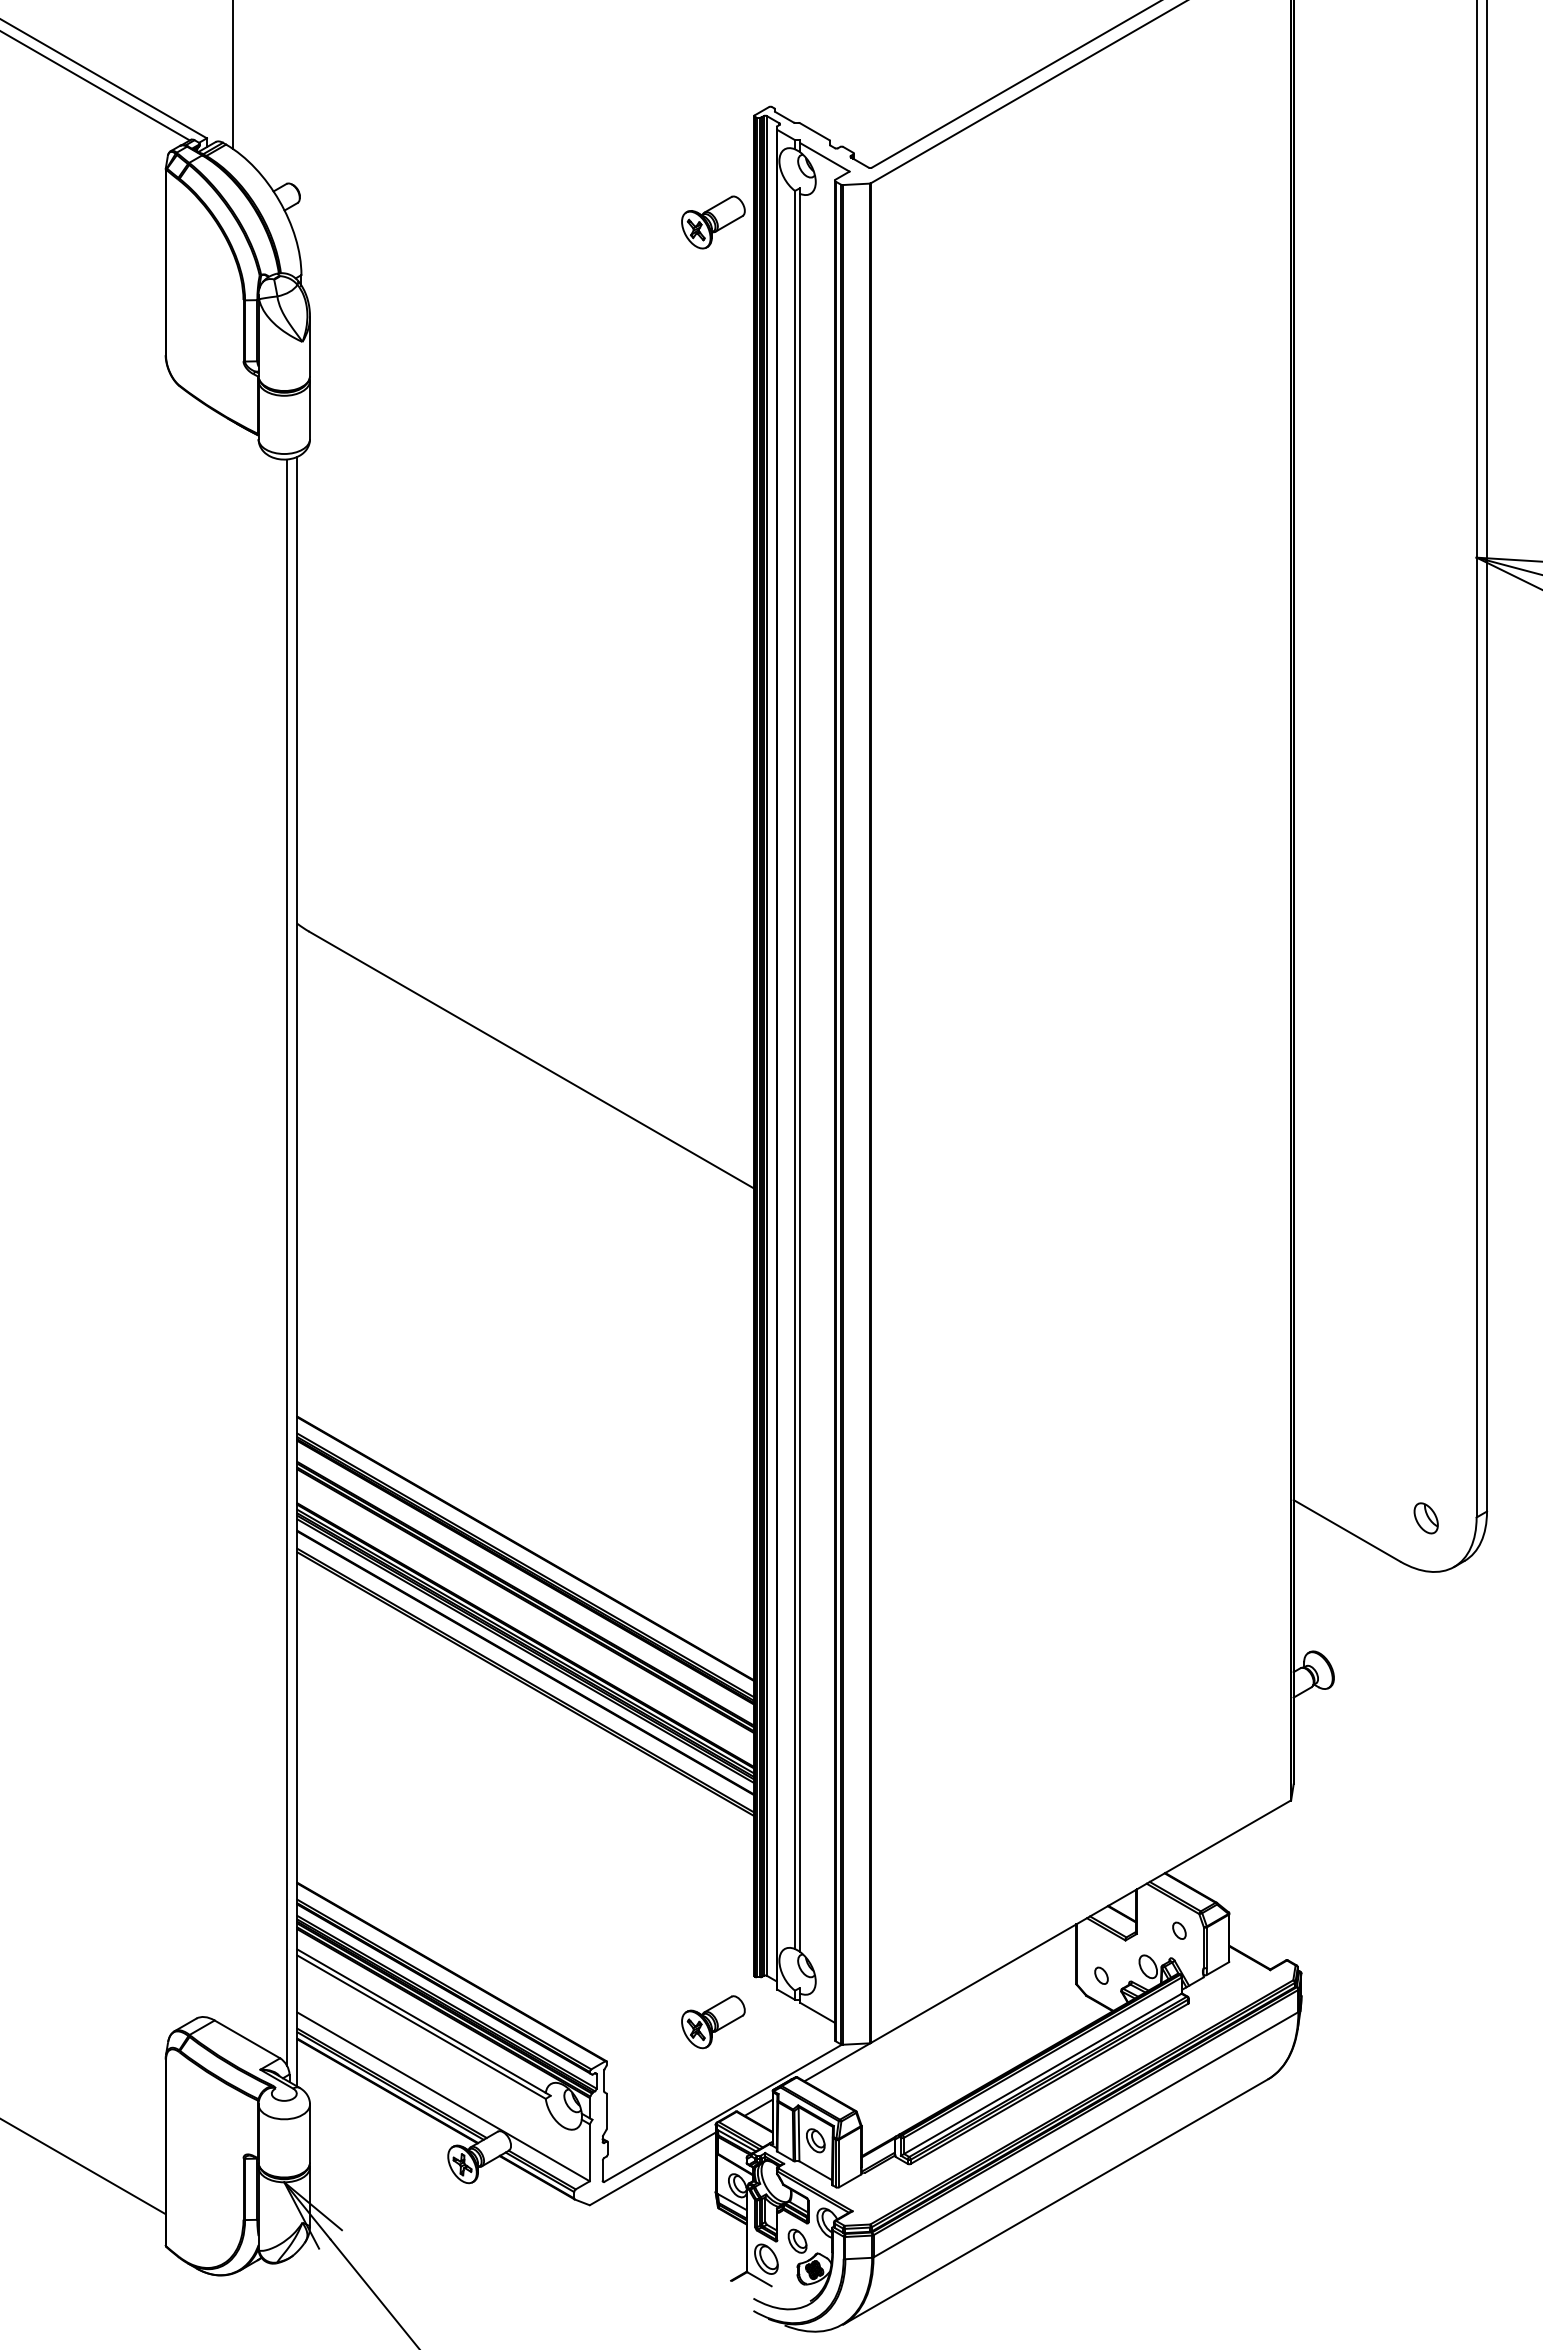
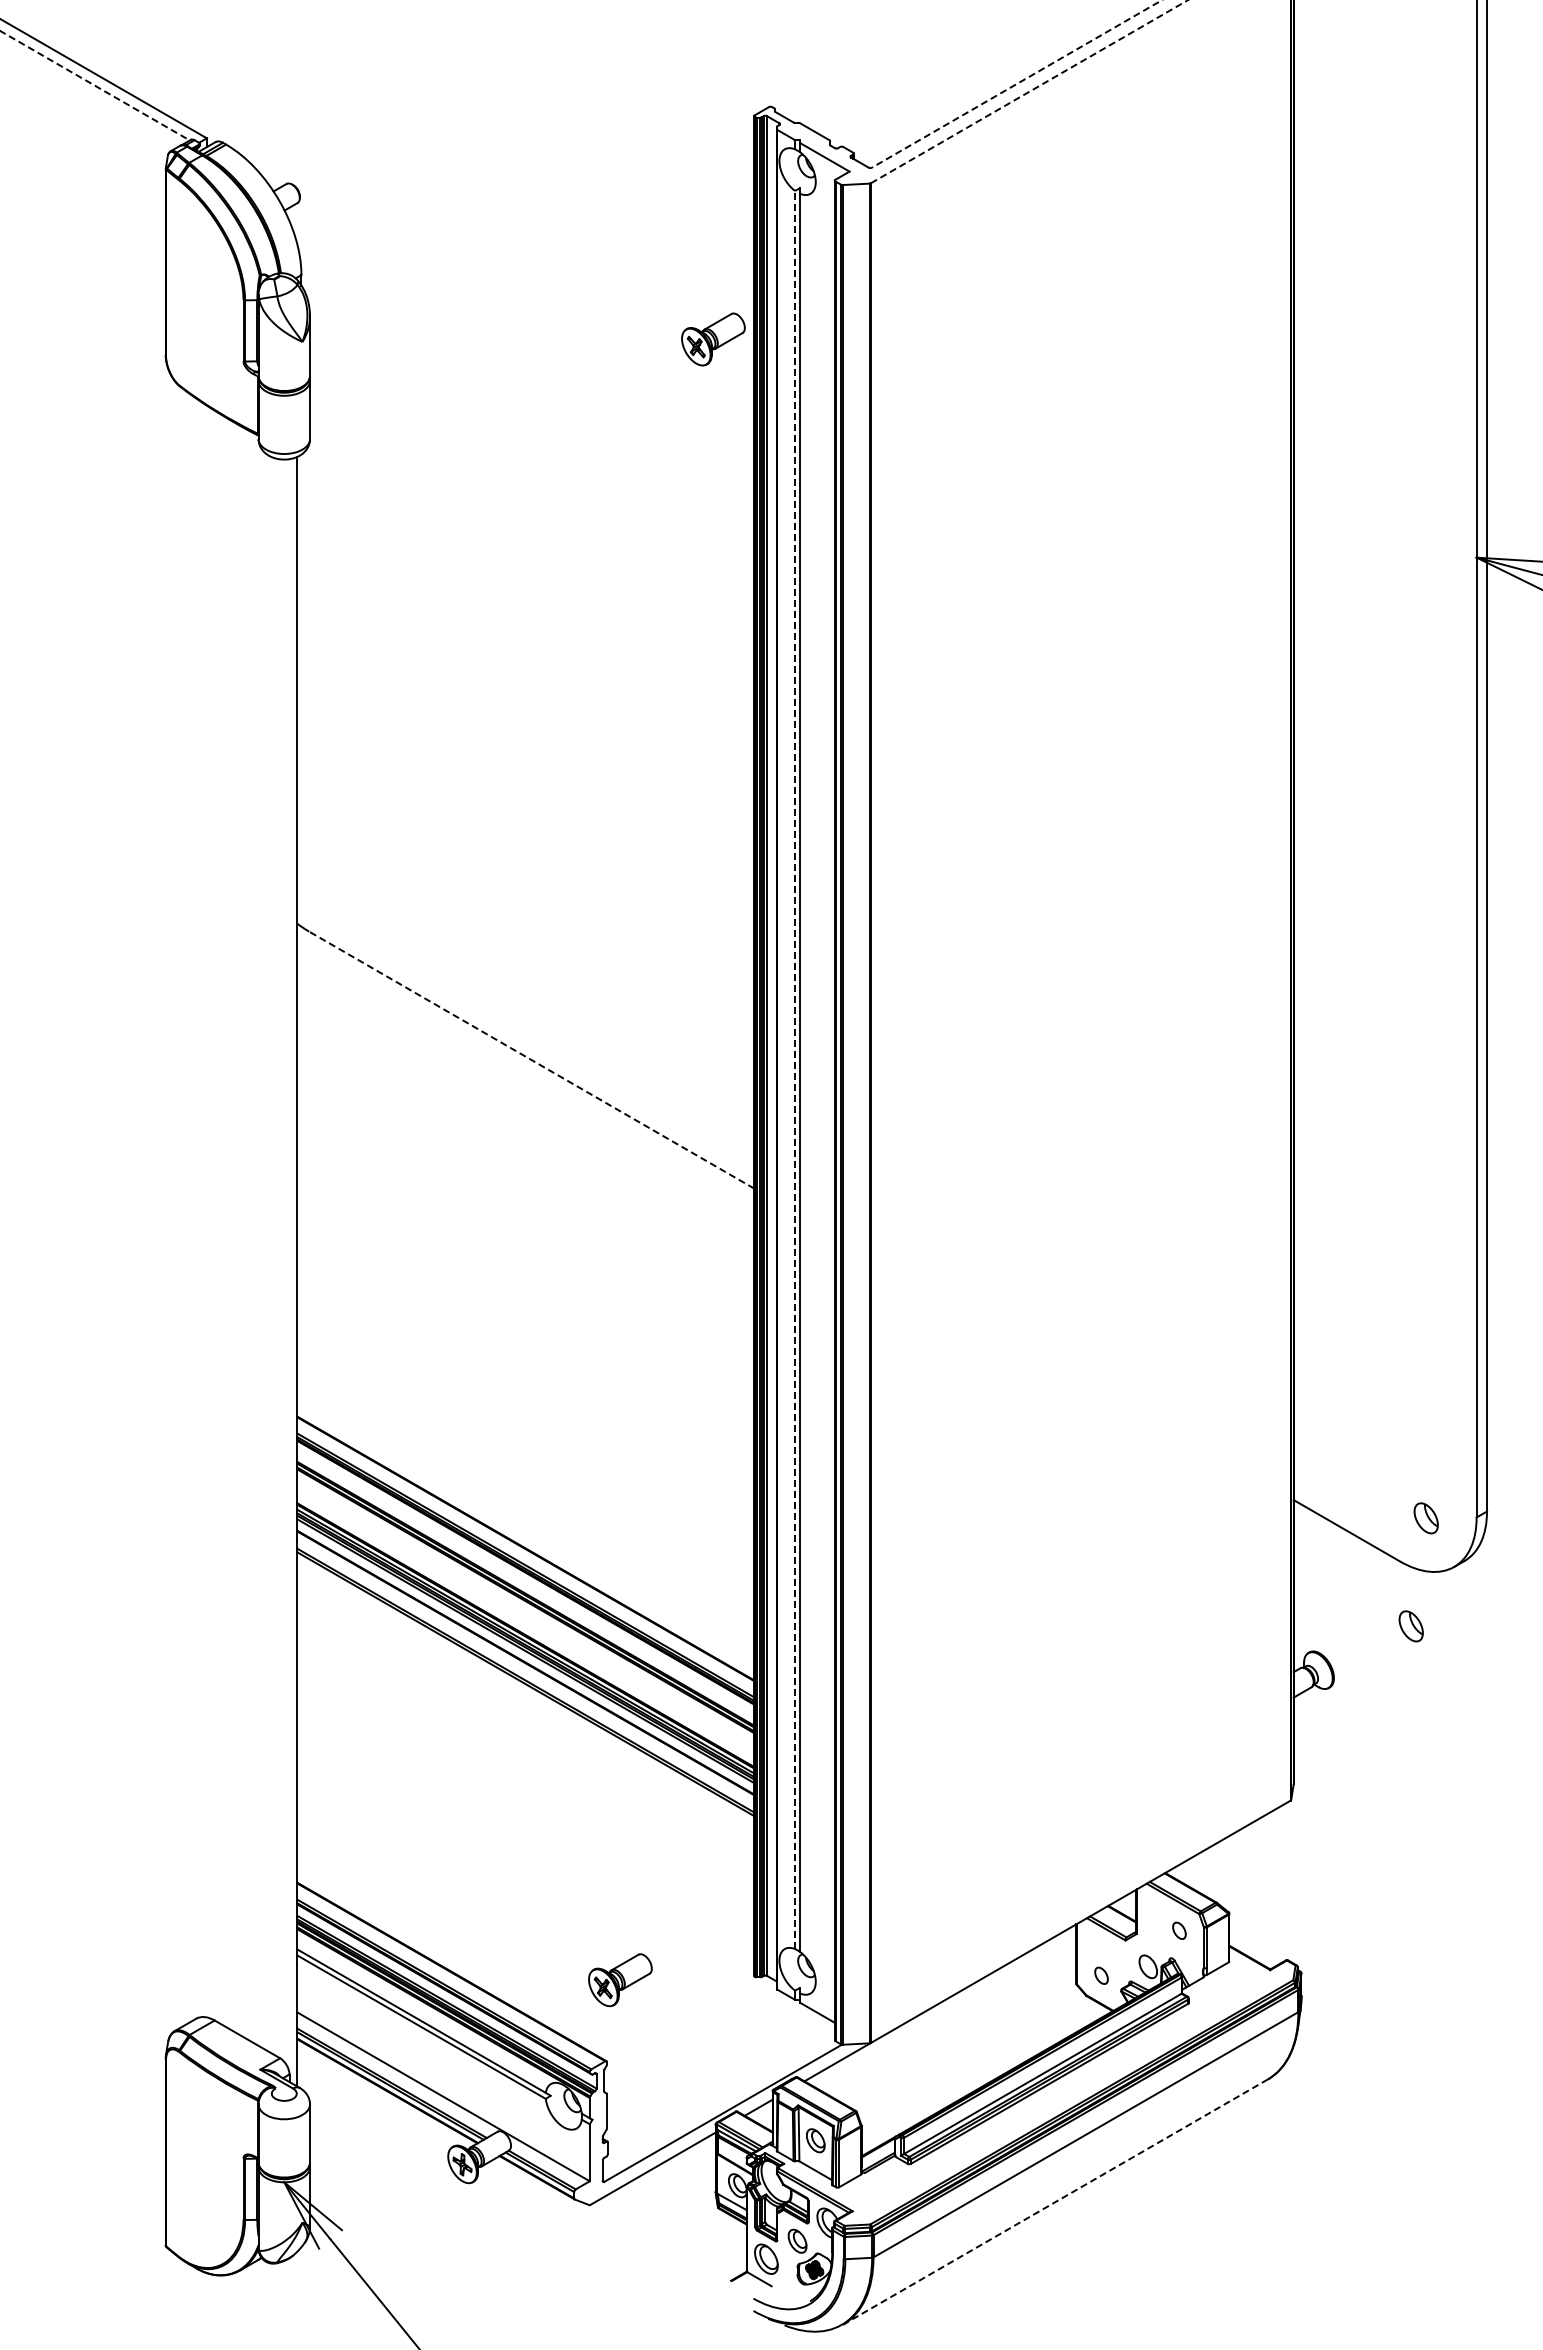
line: present -> none (232, 75)
line: solid -> dashed (1016, 84)
line: solid -> dashed (95, 85)
line: solid -> dashed (1029, 91)
part position: (713, 222) -> (713, 339) (713, 339)
line: solid -> dashed (531, 1060)
line: solid -> dashed (795, 1069)
line: present -> none (286, 1262)
part: none -> present (1410, 1626)
part position: (713, 2022) -> (620, 1980) (620, 1980)
line: present -> none (83, 2167)
line: solid -> dashed (1055, 2202)
